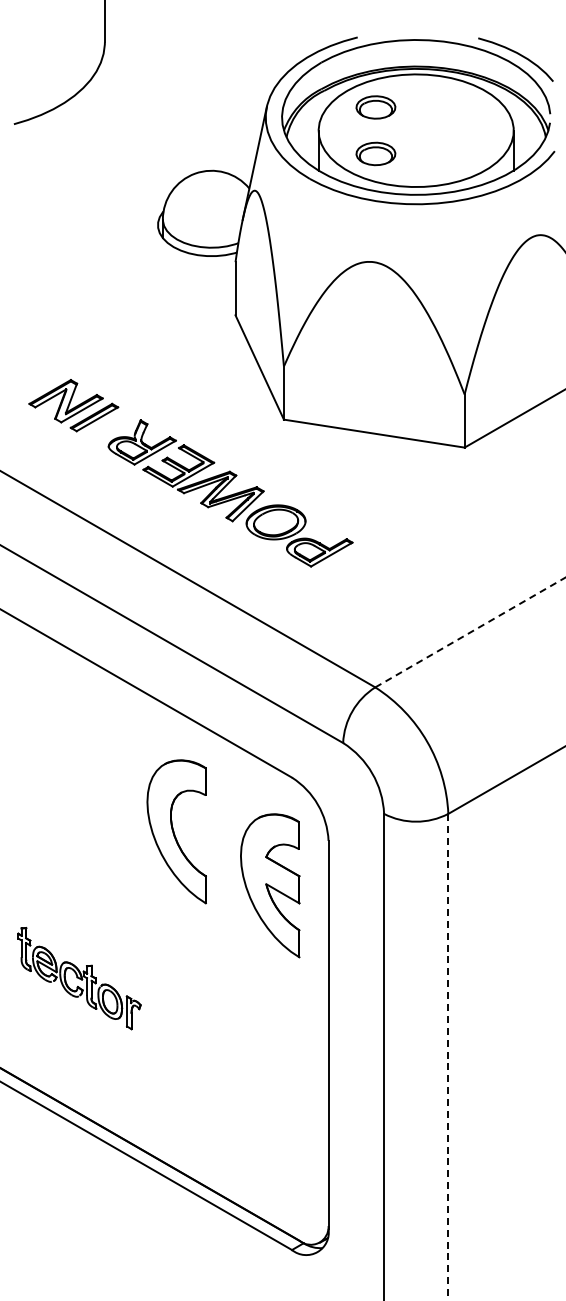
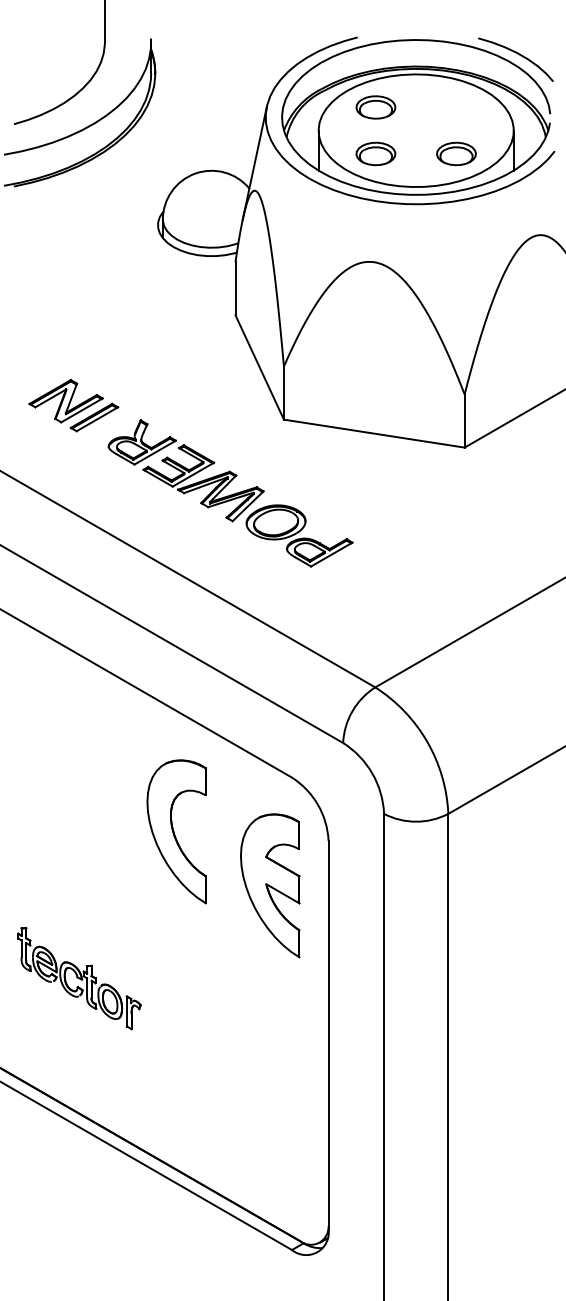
part: none -> present (86, 126)
part: none -> present (456, 153)
line: dashed -> solid (470, 632)
line: dashed -> solid (448, 1057)
